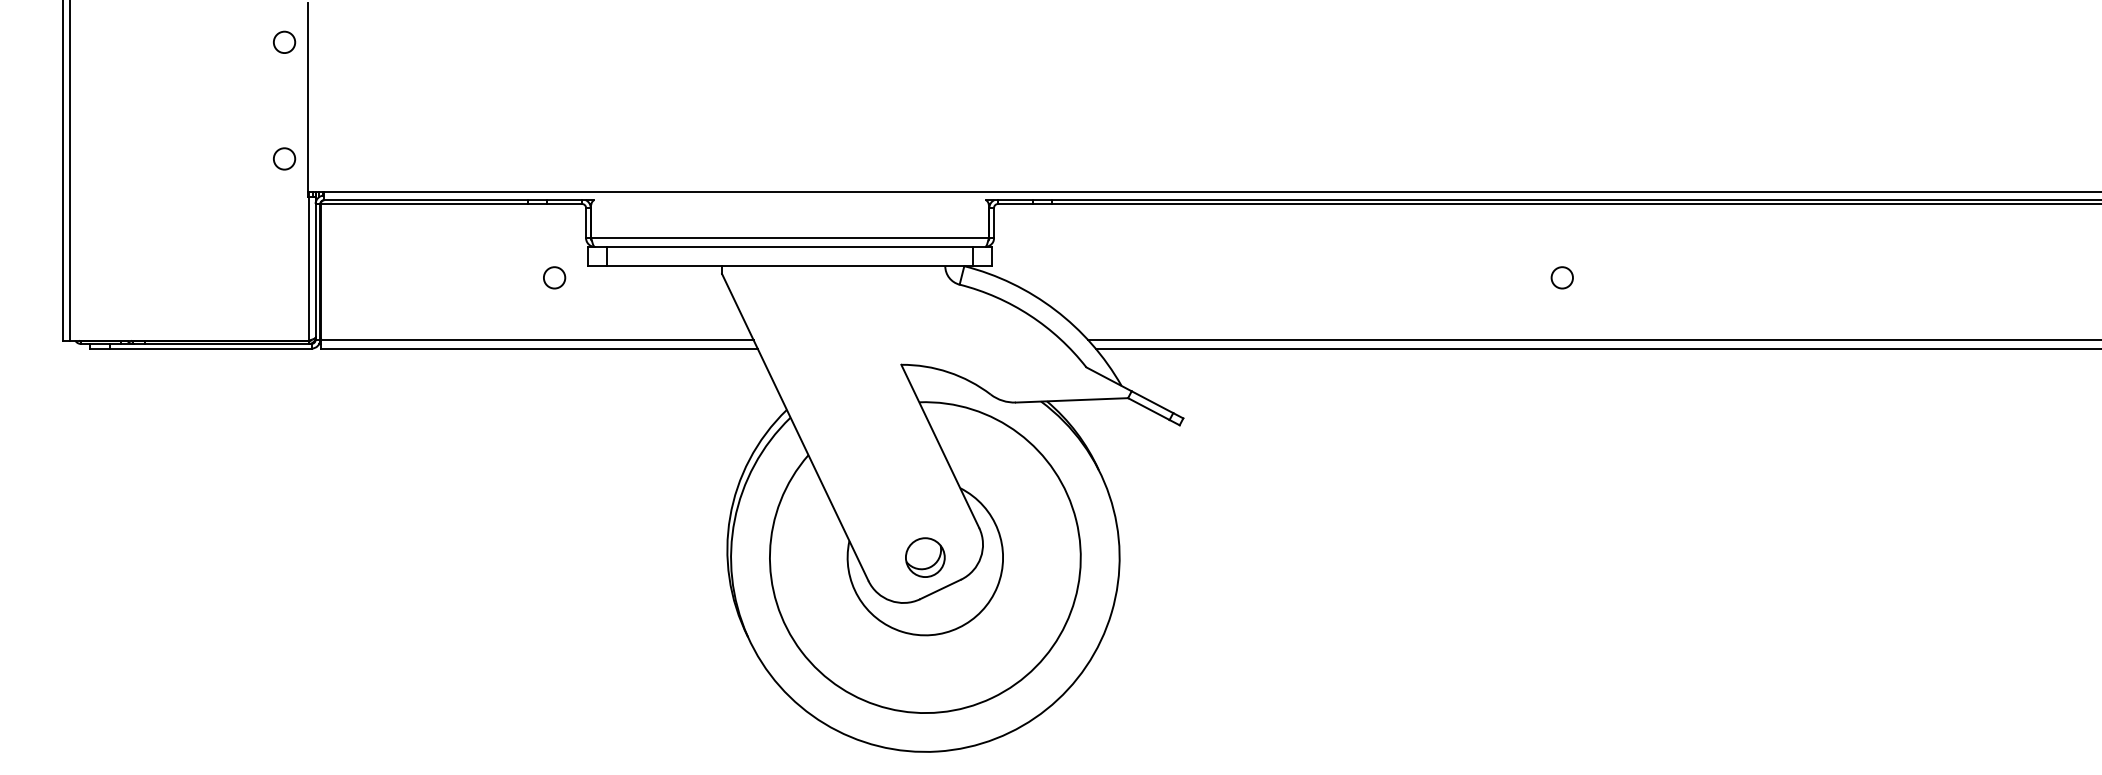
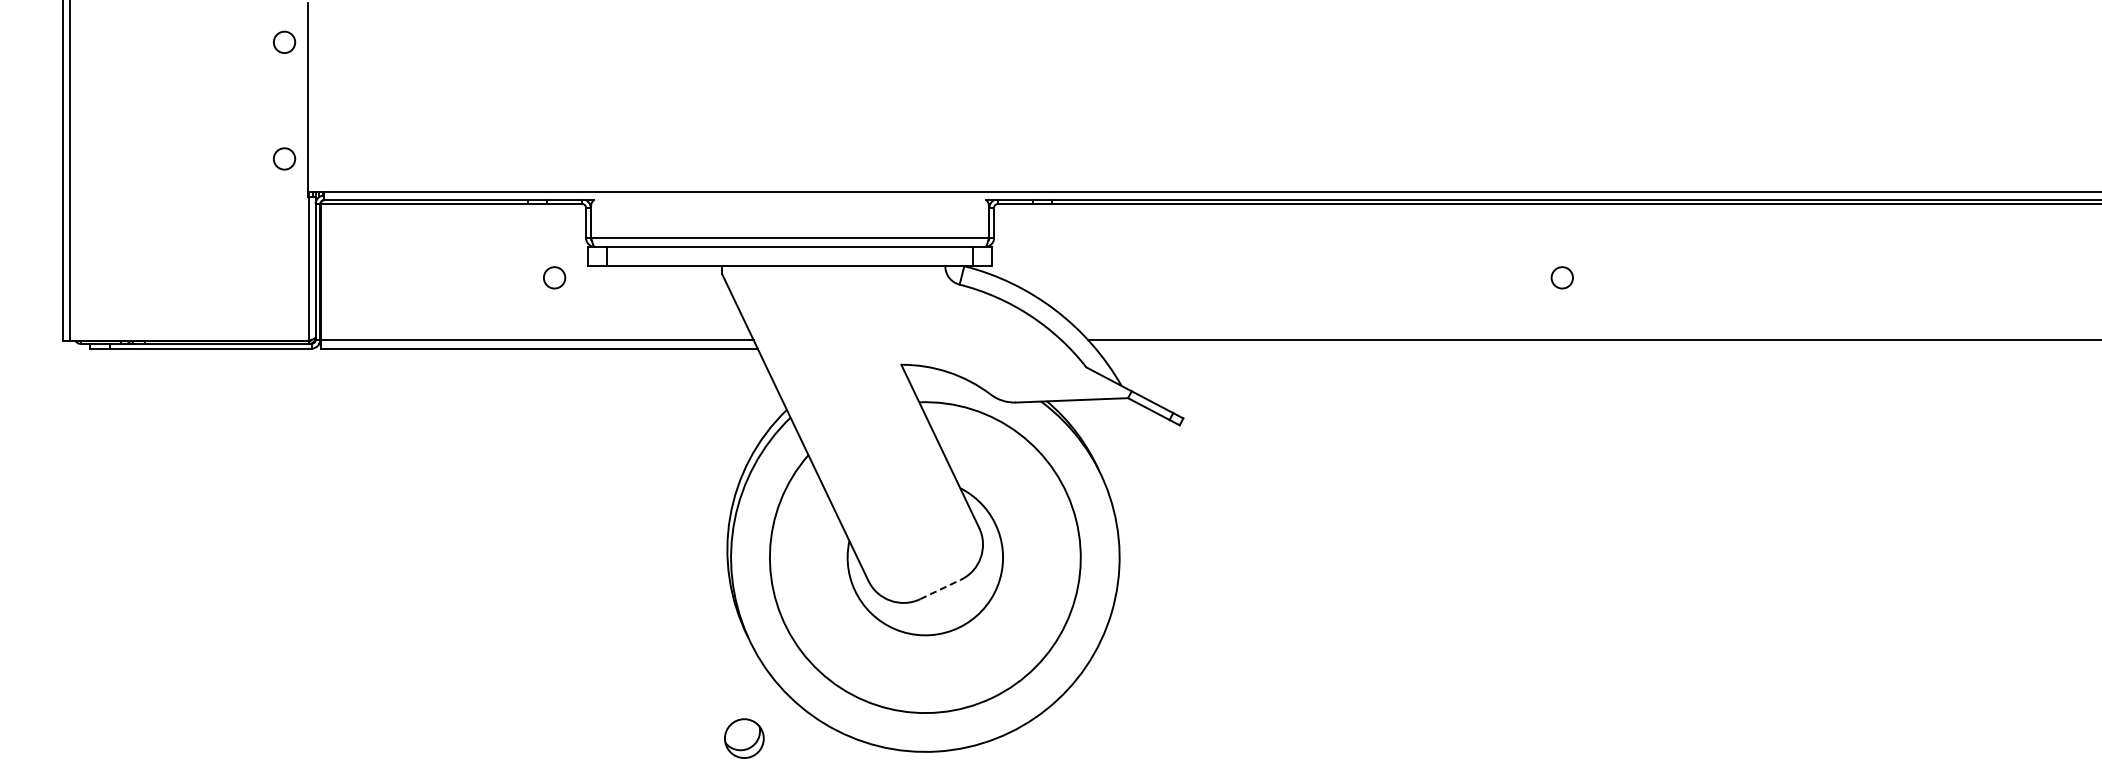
line: present -> none (1596, 348)
part position: (925, 557) -> (744, 738) (744, 738)
line: solid -> dashed (940, 589)
